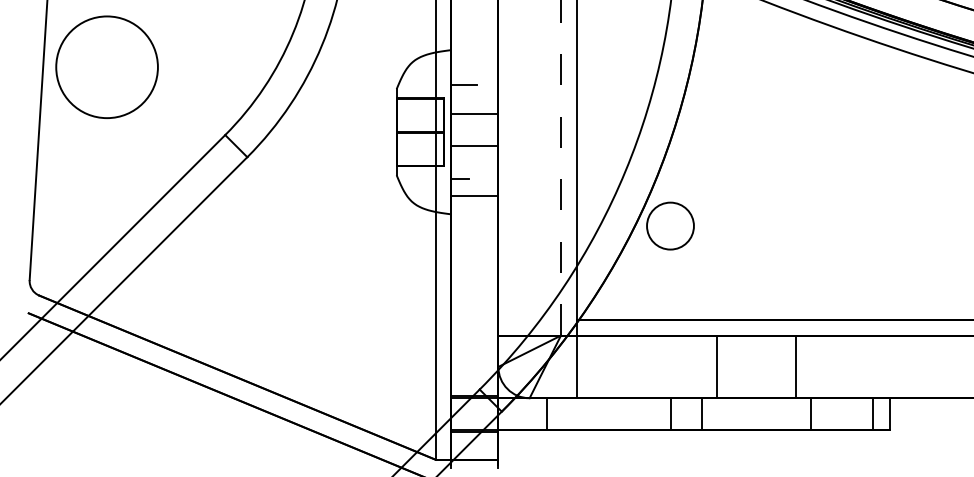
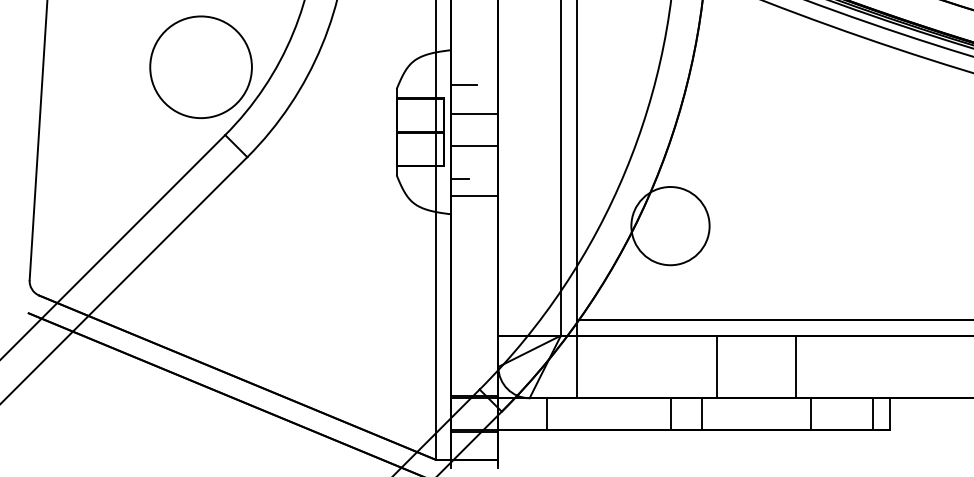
circle position: (106, 66) -> (200, 66) (200, 66)
line: dashed -> solid (560, 167)
circle diameter: 47 px -> 78 px (670, 226)
